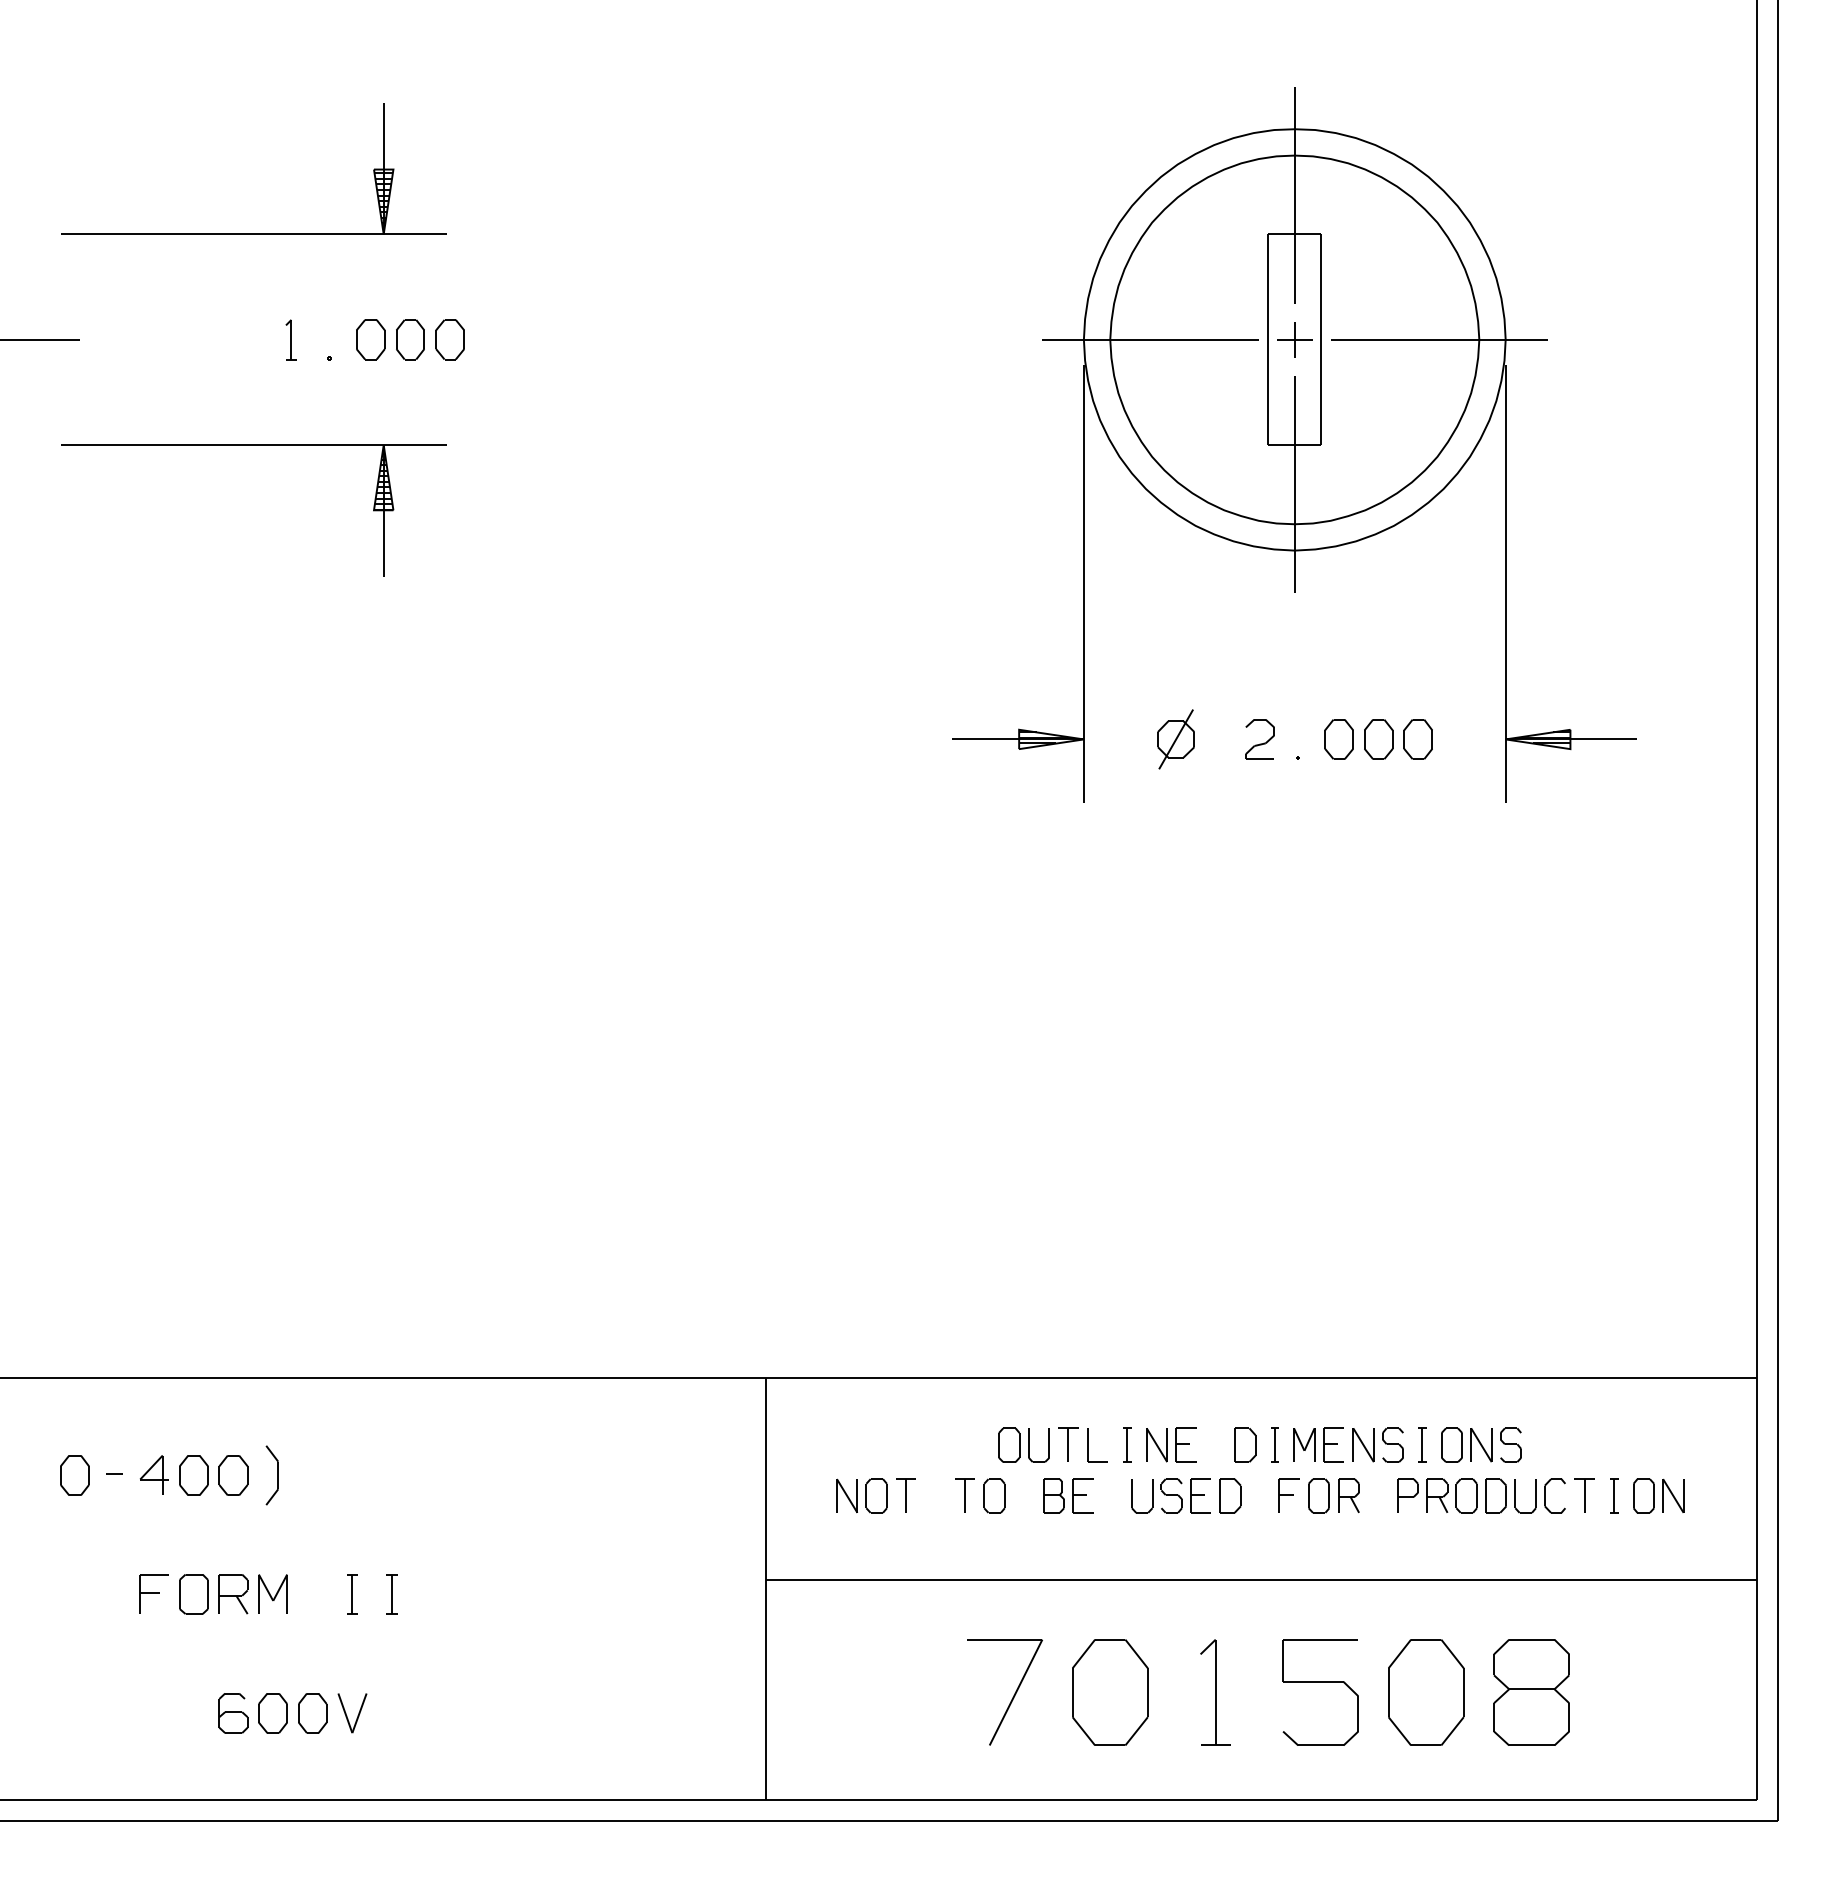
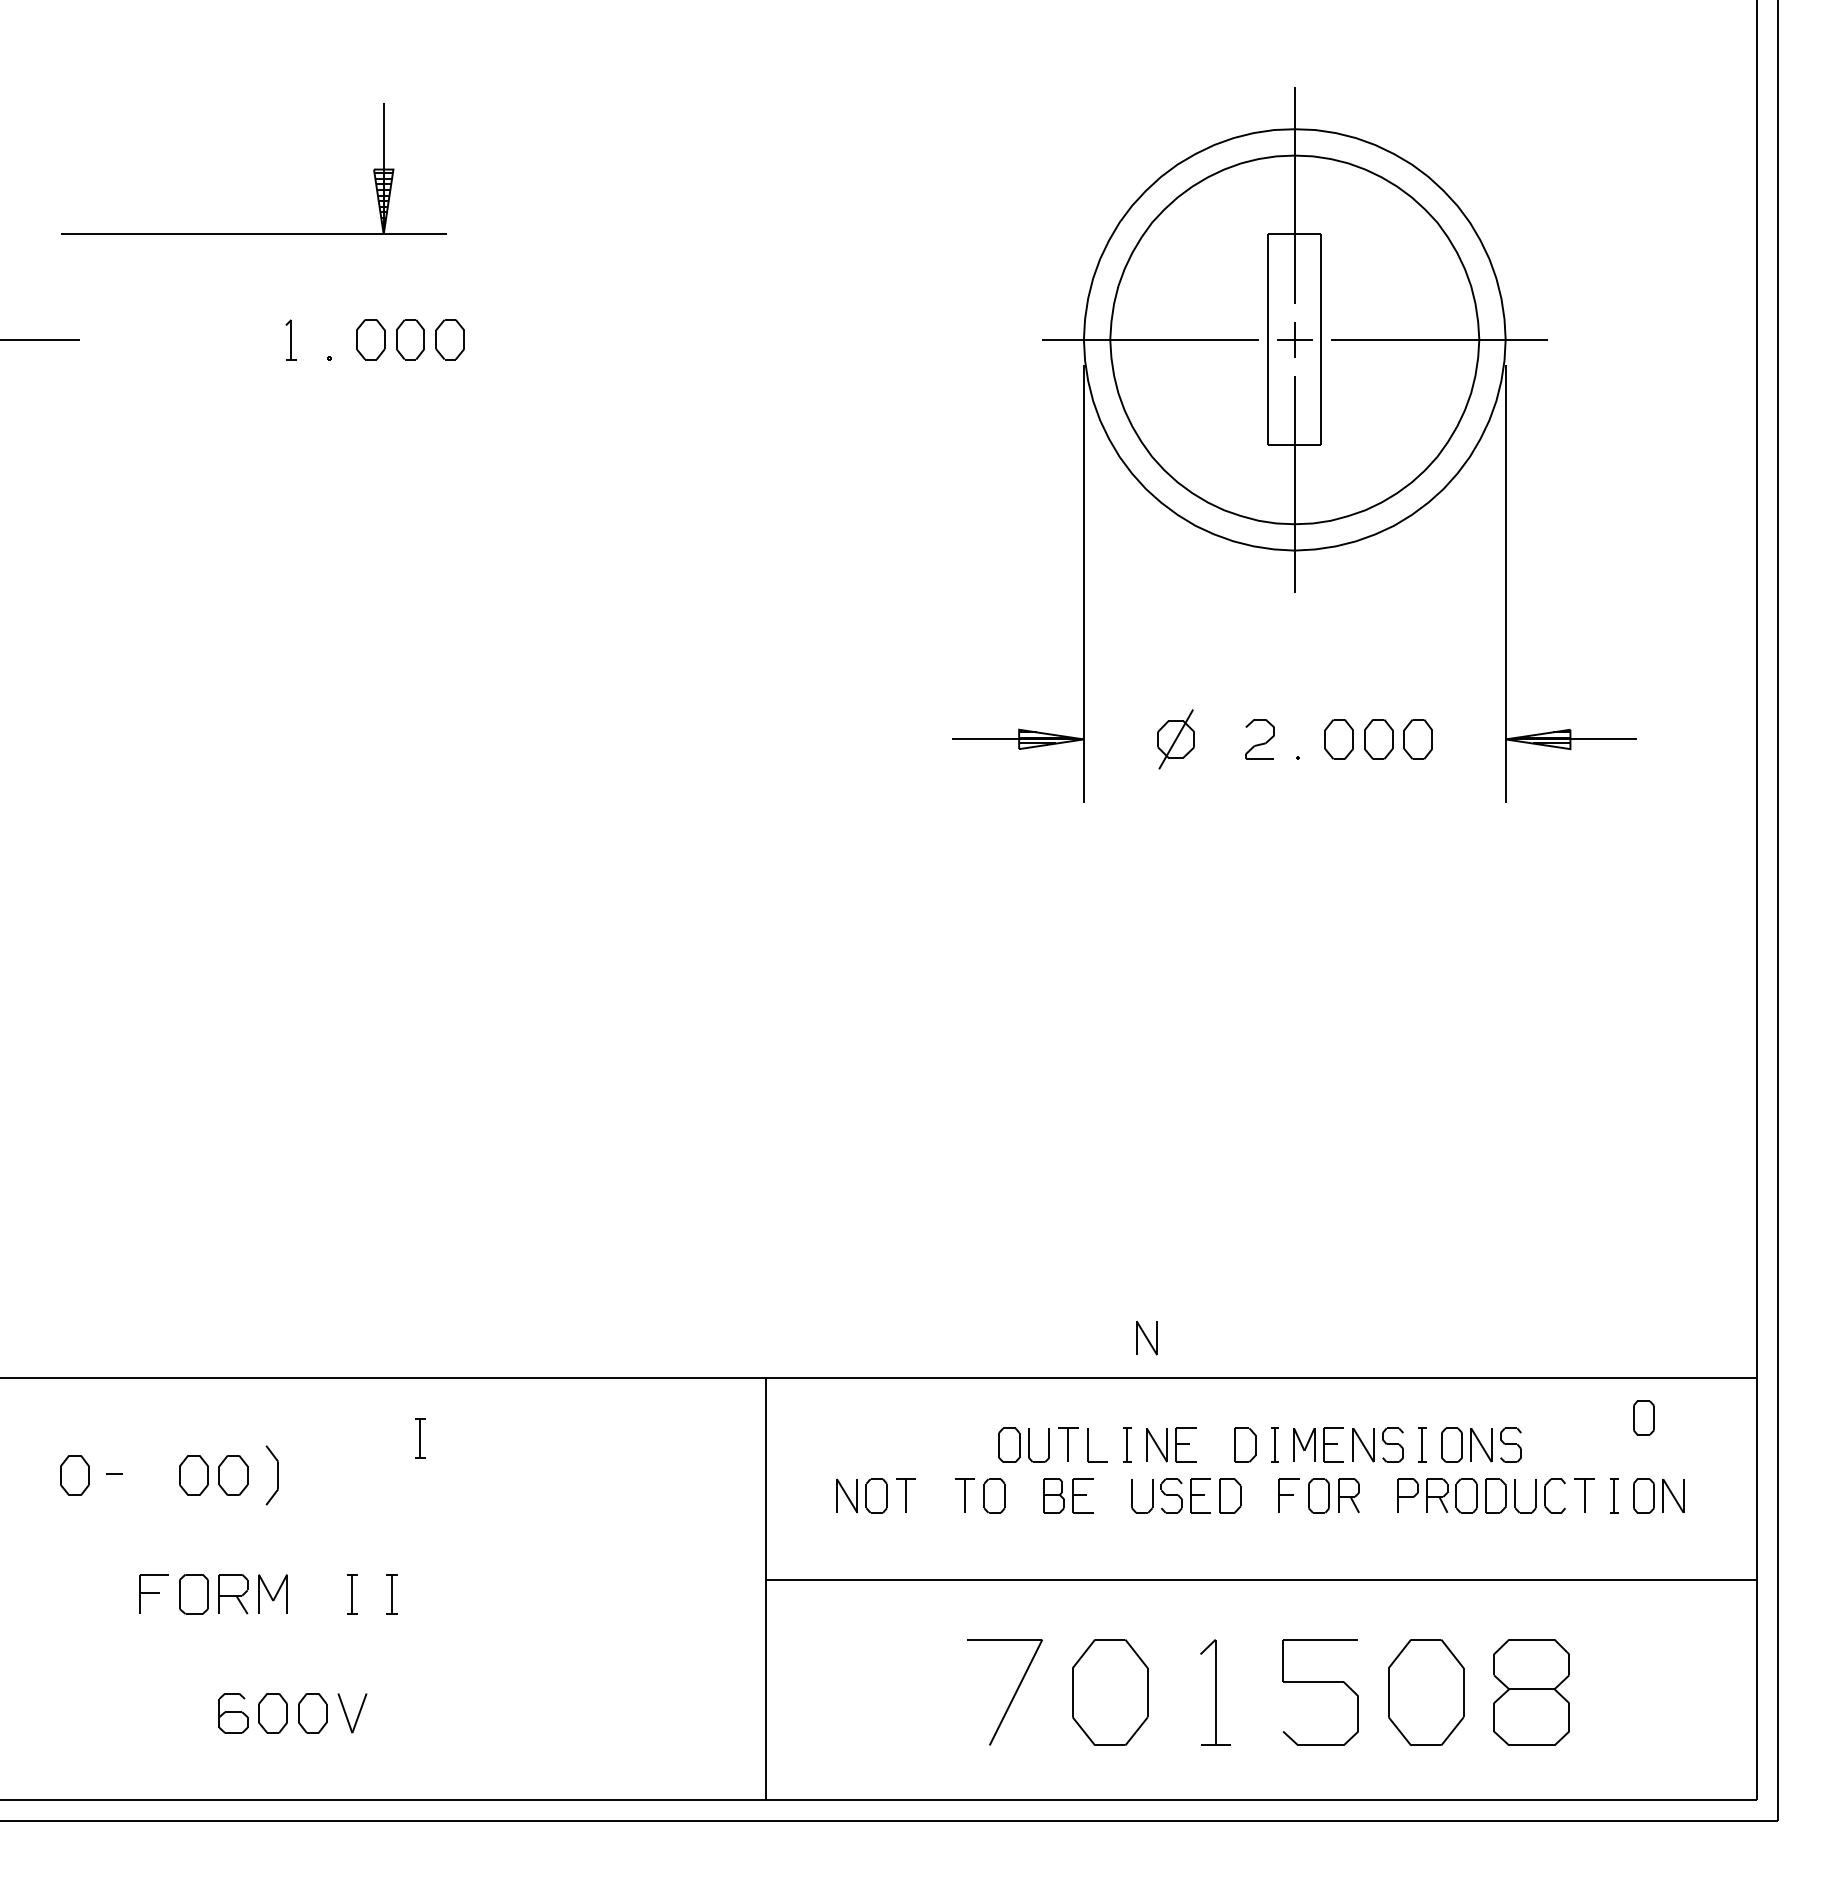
part: present -> none (253, 445)
part: none -> present (1146, 1338)
part: none -> present (1643, 1417)
part: none -> present (420, 1438)
part: present -> none (153, 1474)
